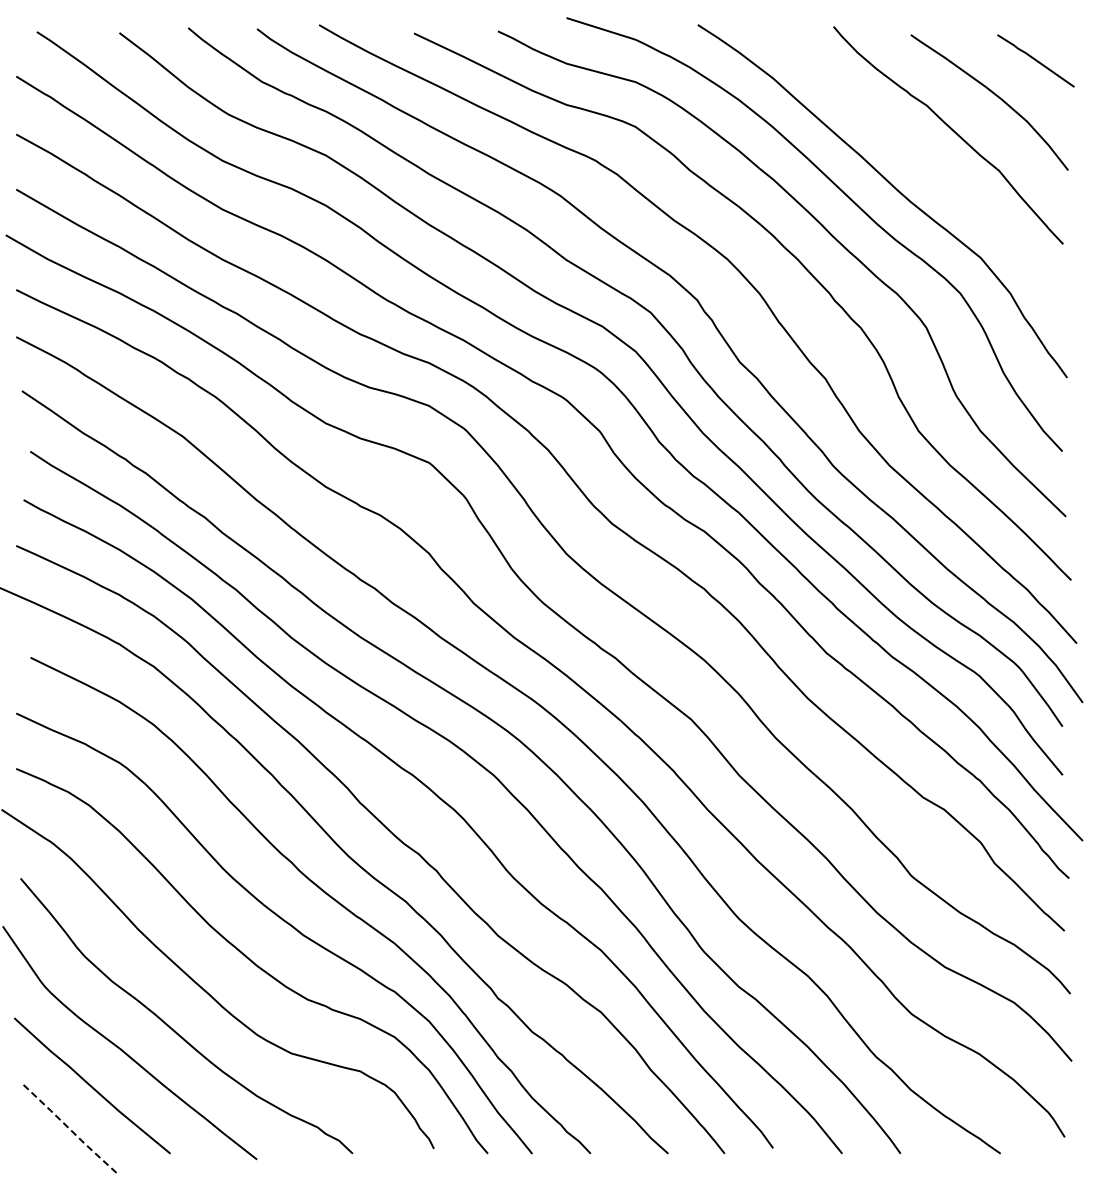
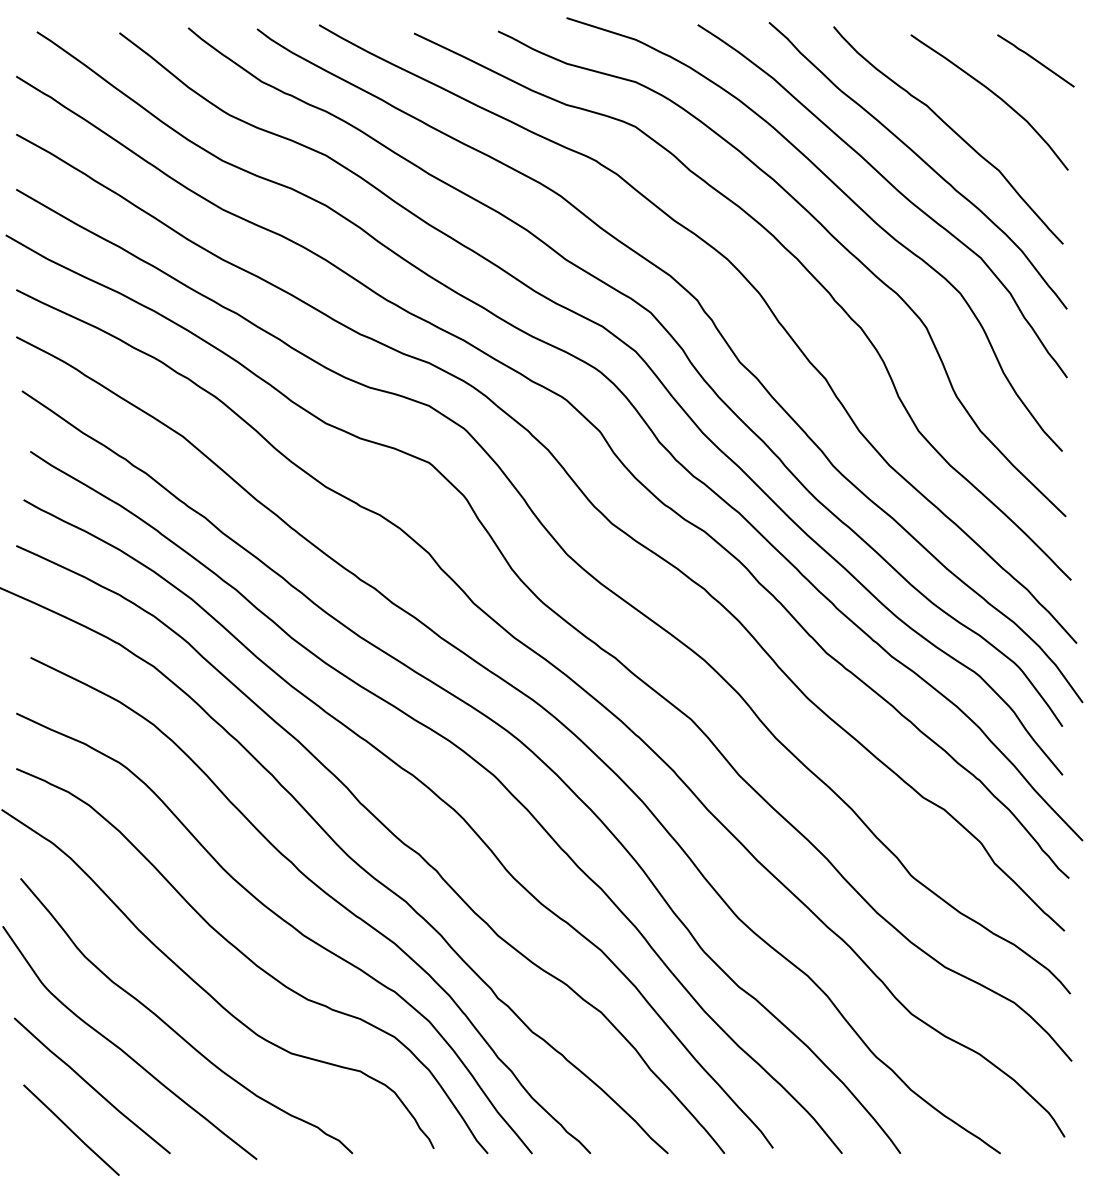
curve: none -> present (921, 160)
line: dashed -> solid (71, 1130)
